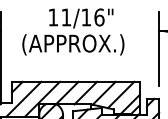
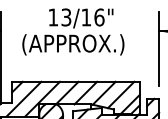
text: 11/16" -> 13/16" (66, 17)
